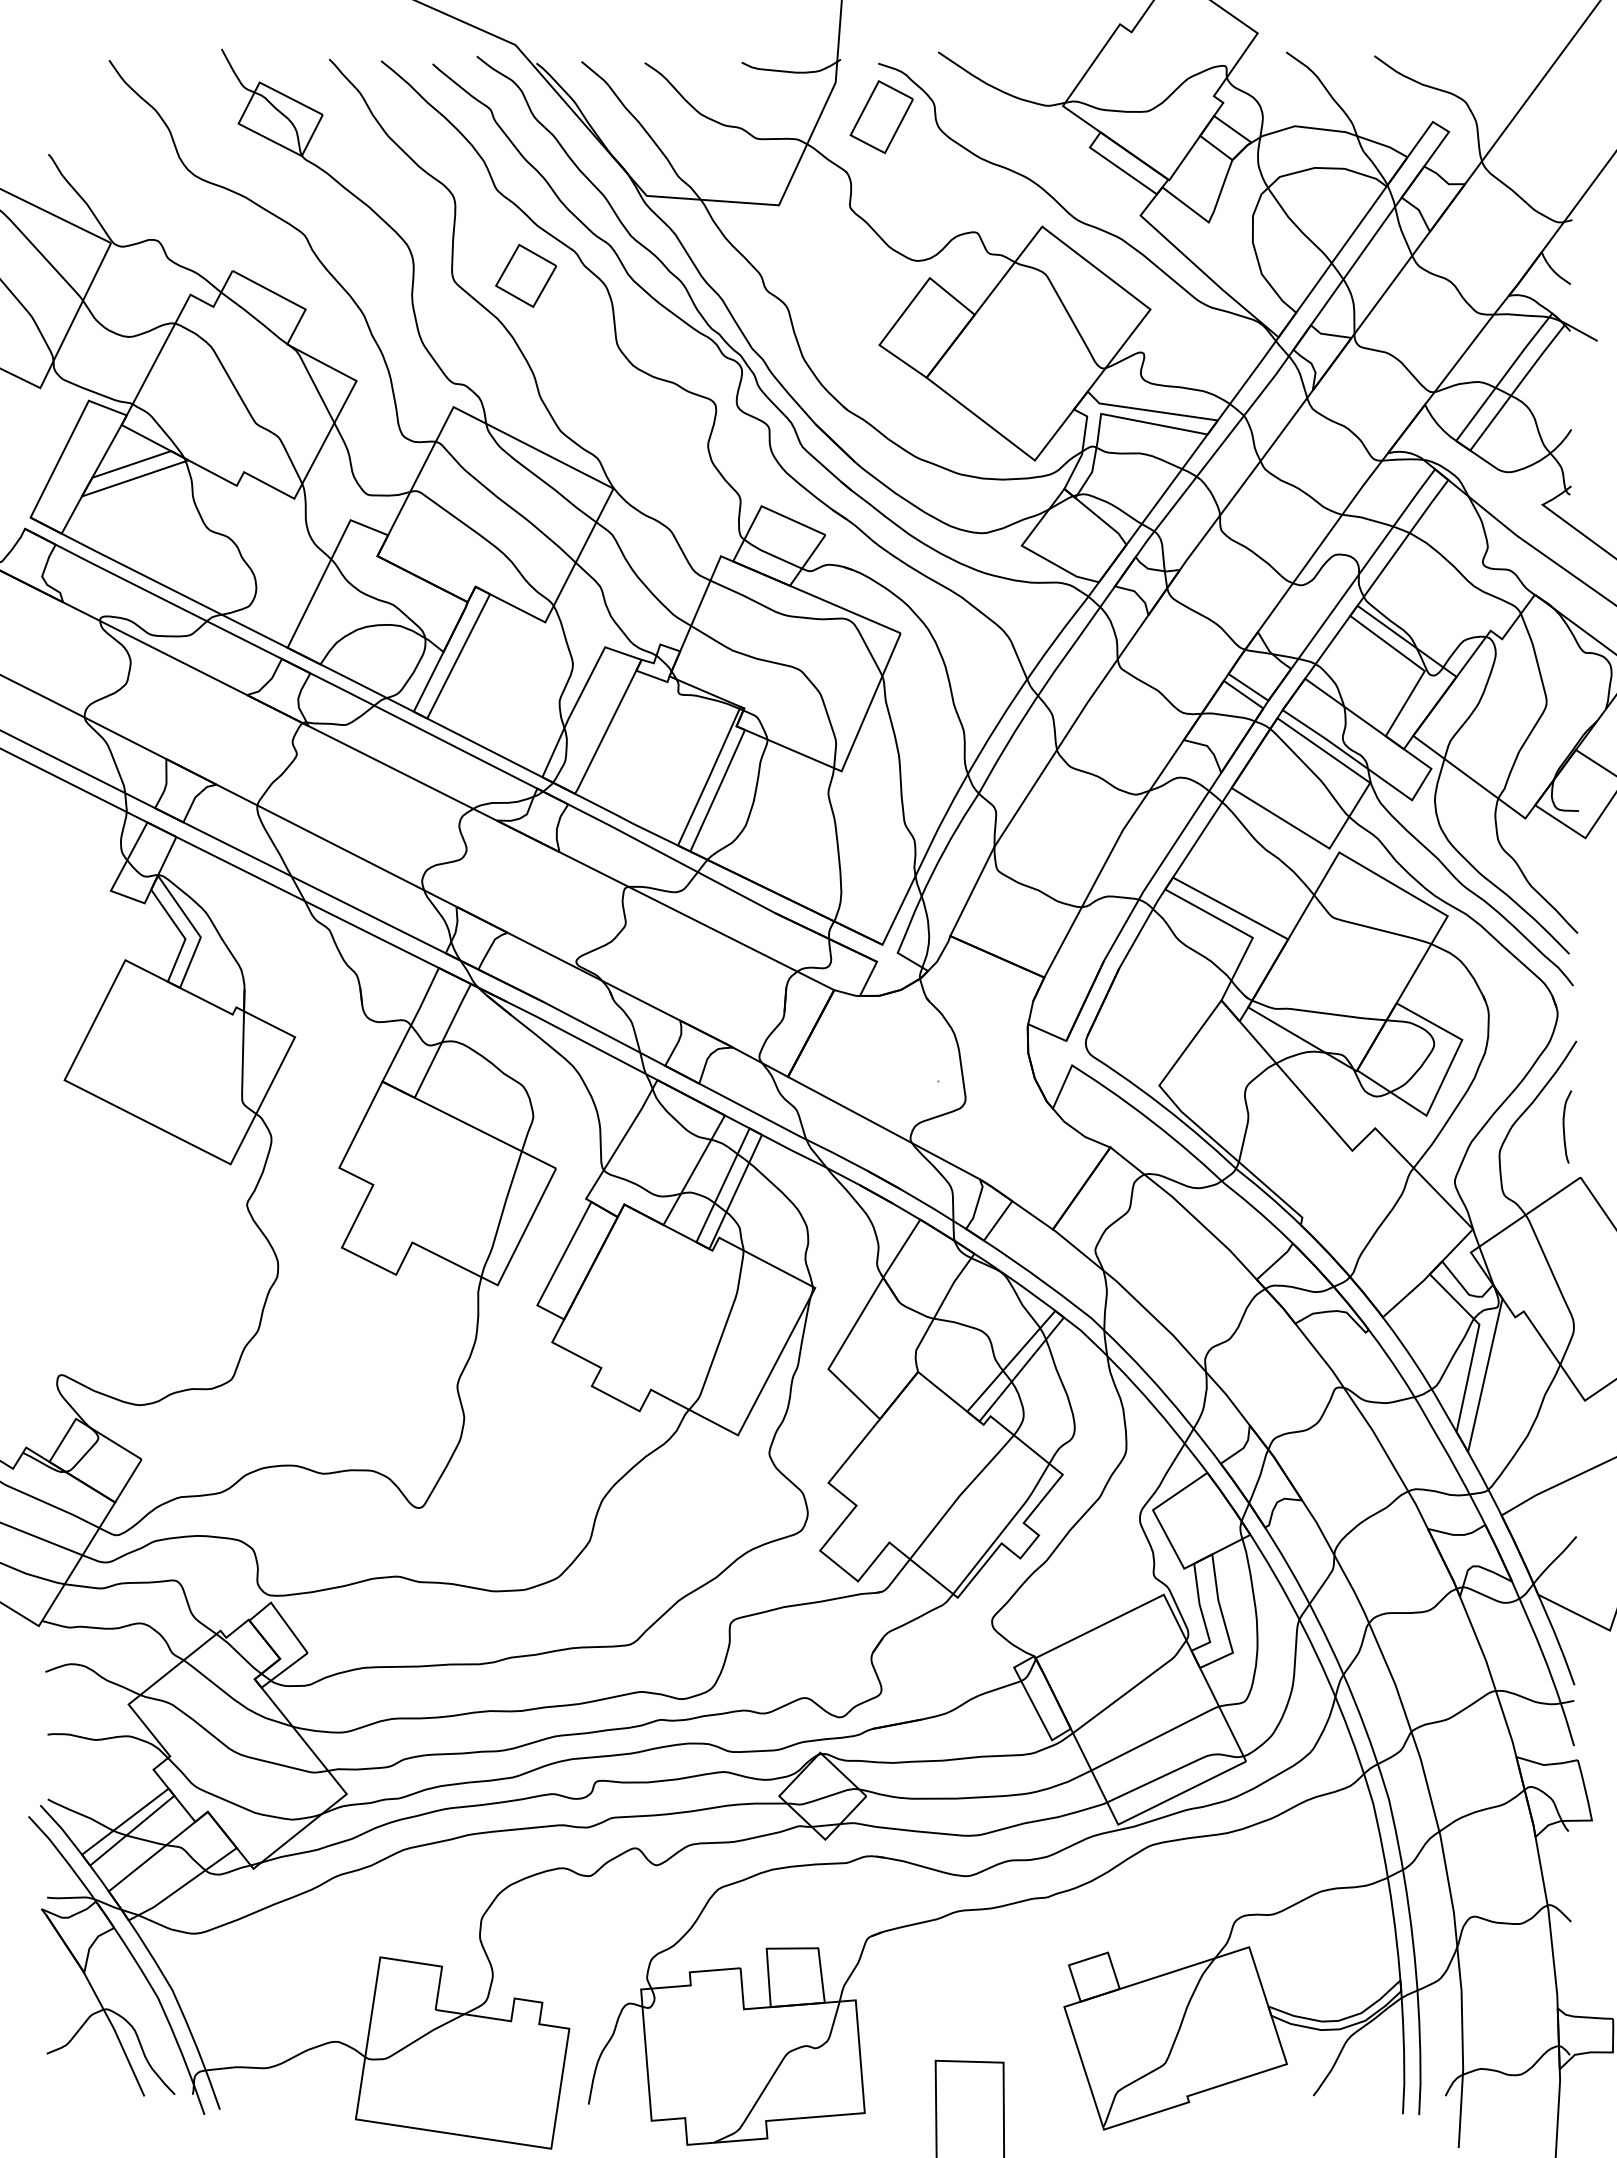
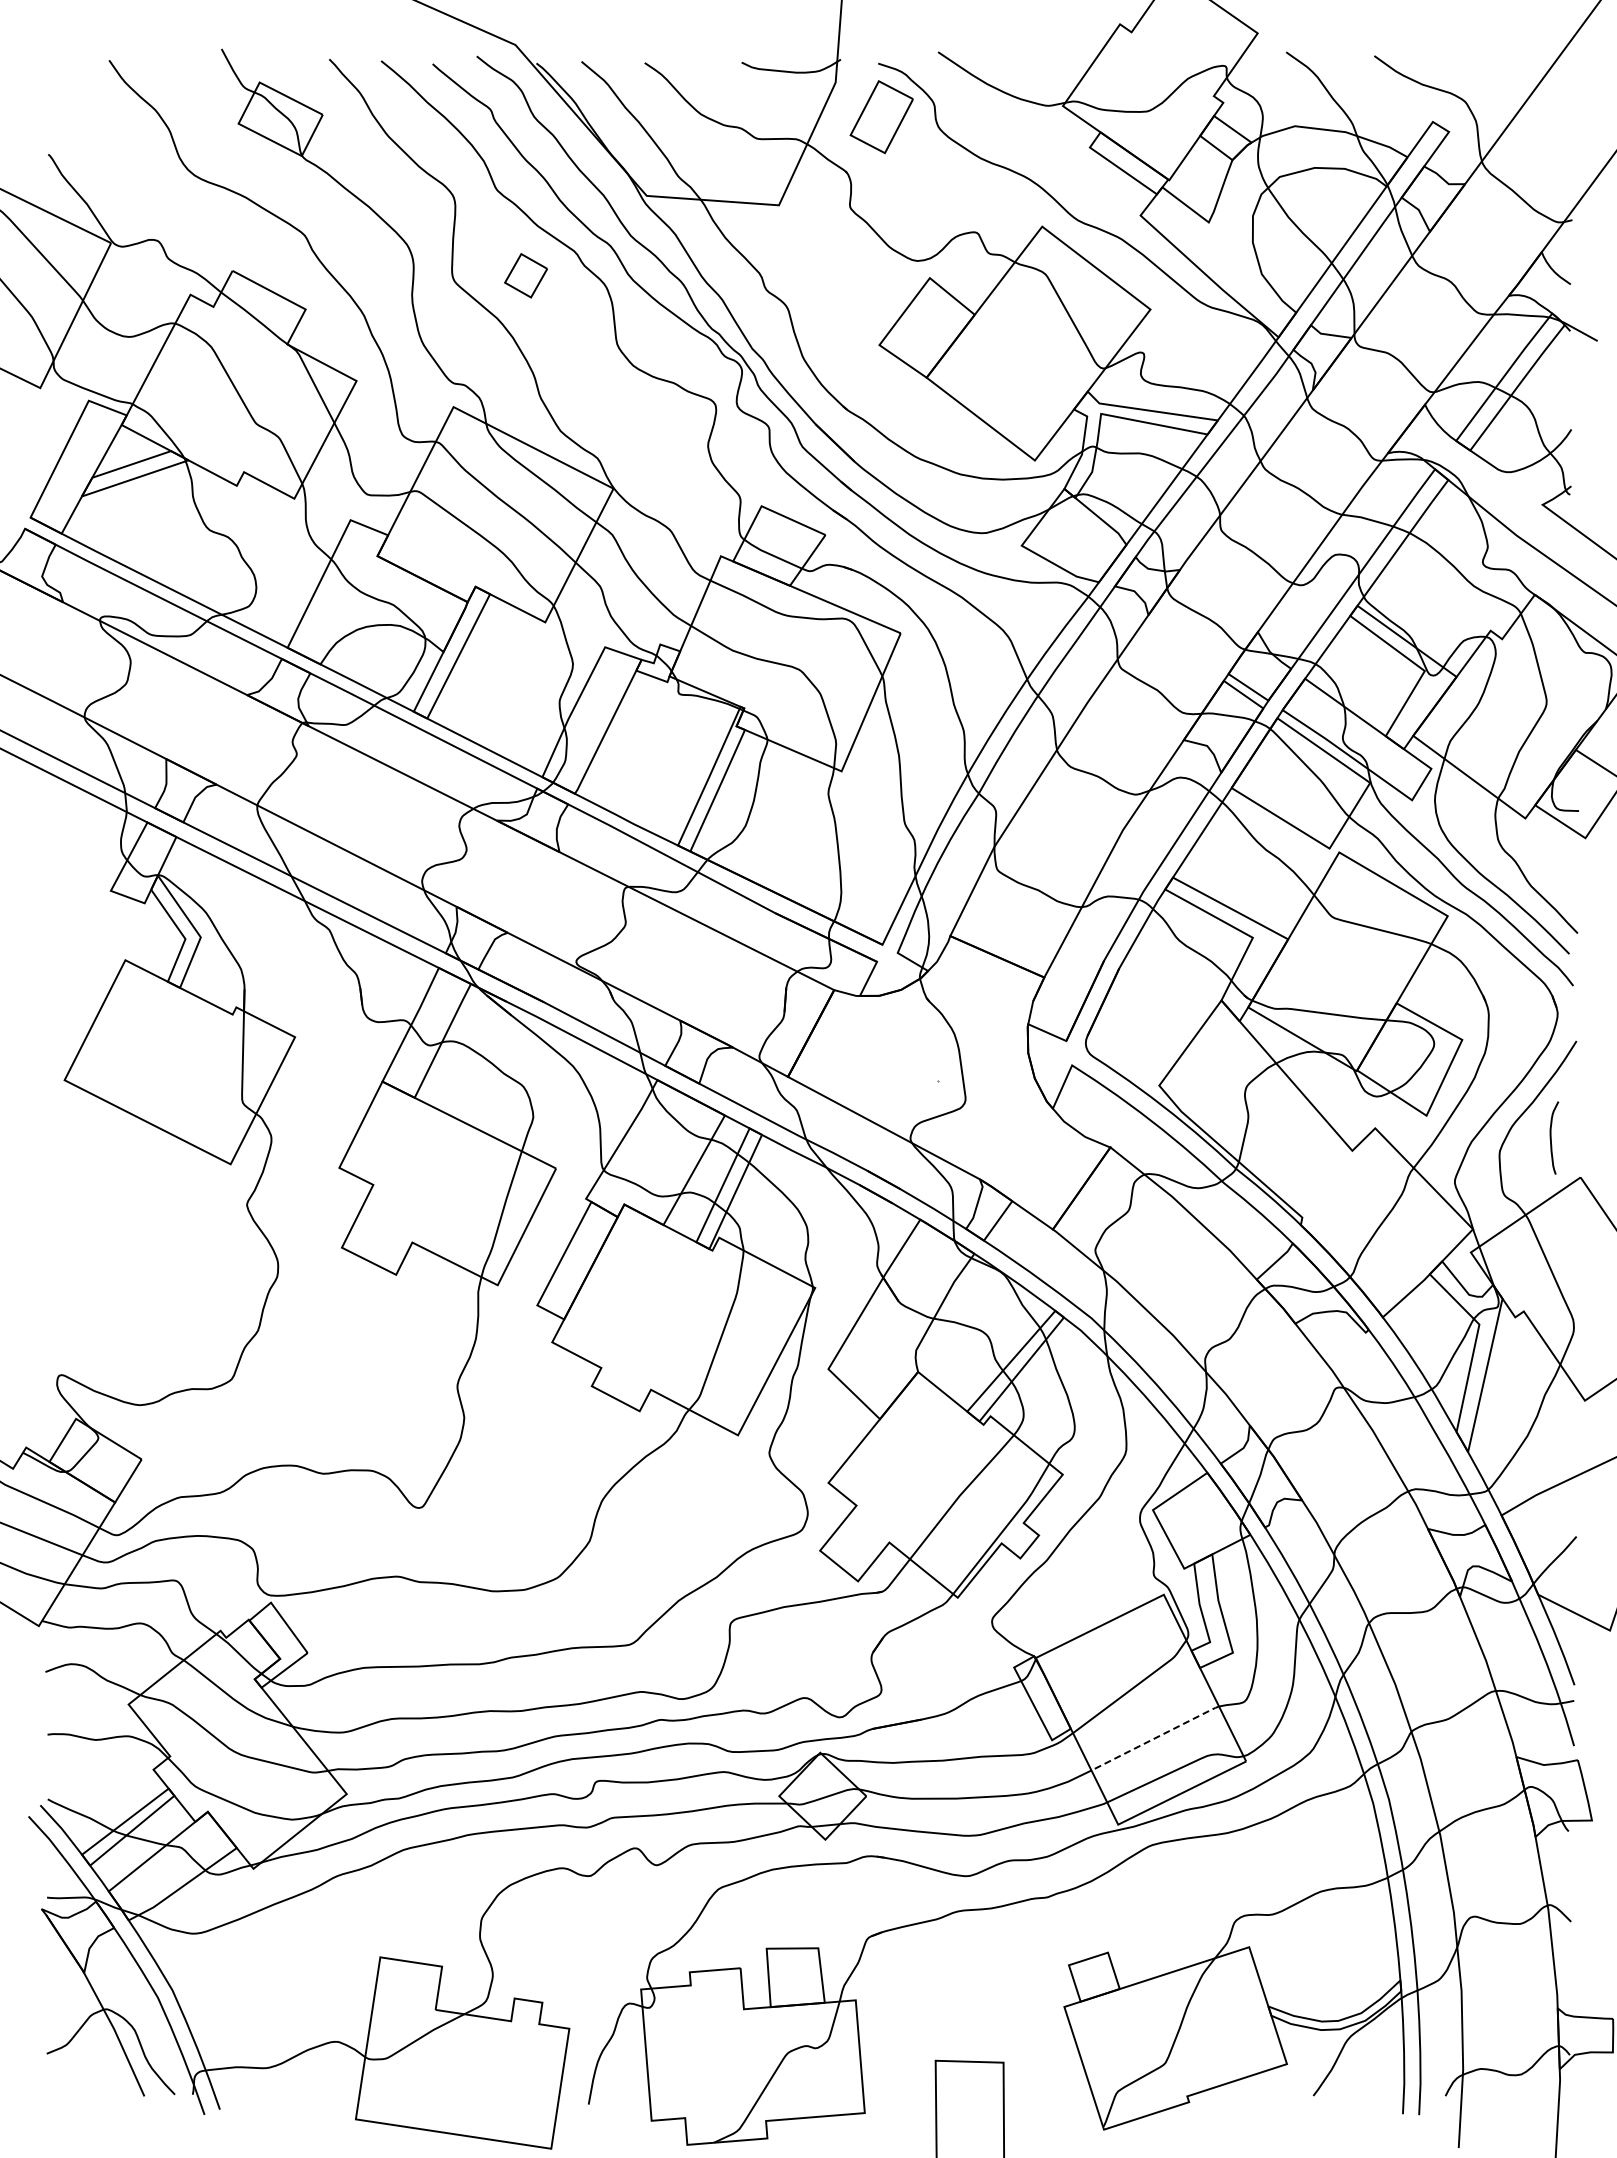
part size: 62x65 px -> 44x46 px (525, 275)
curve position: (1564, 1126) -> (1551, 1137) (1551, 1137)
line: solid -> dashed (1156, 1737)
